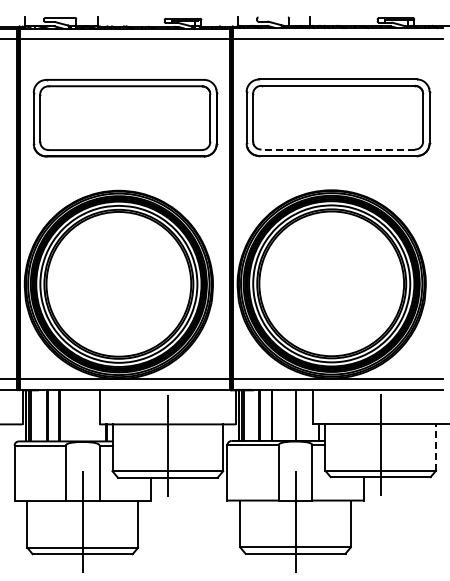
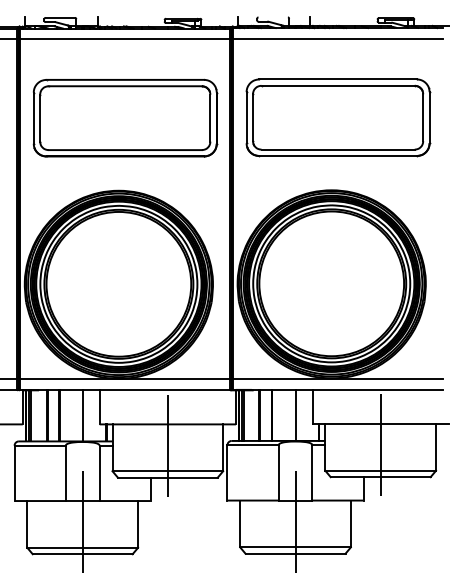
line: dashed -> solid (338, 149)
line: none -> present (82, 415)
line: dashed -> solid (436, 446)
